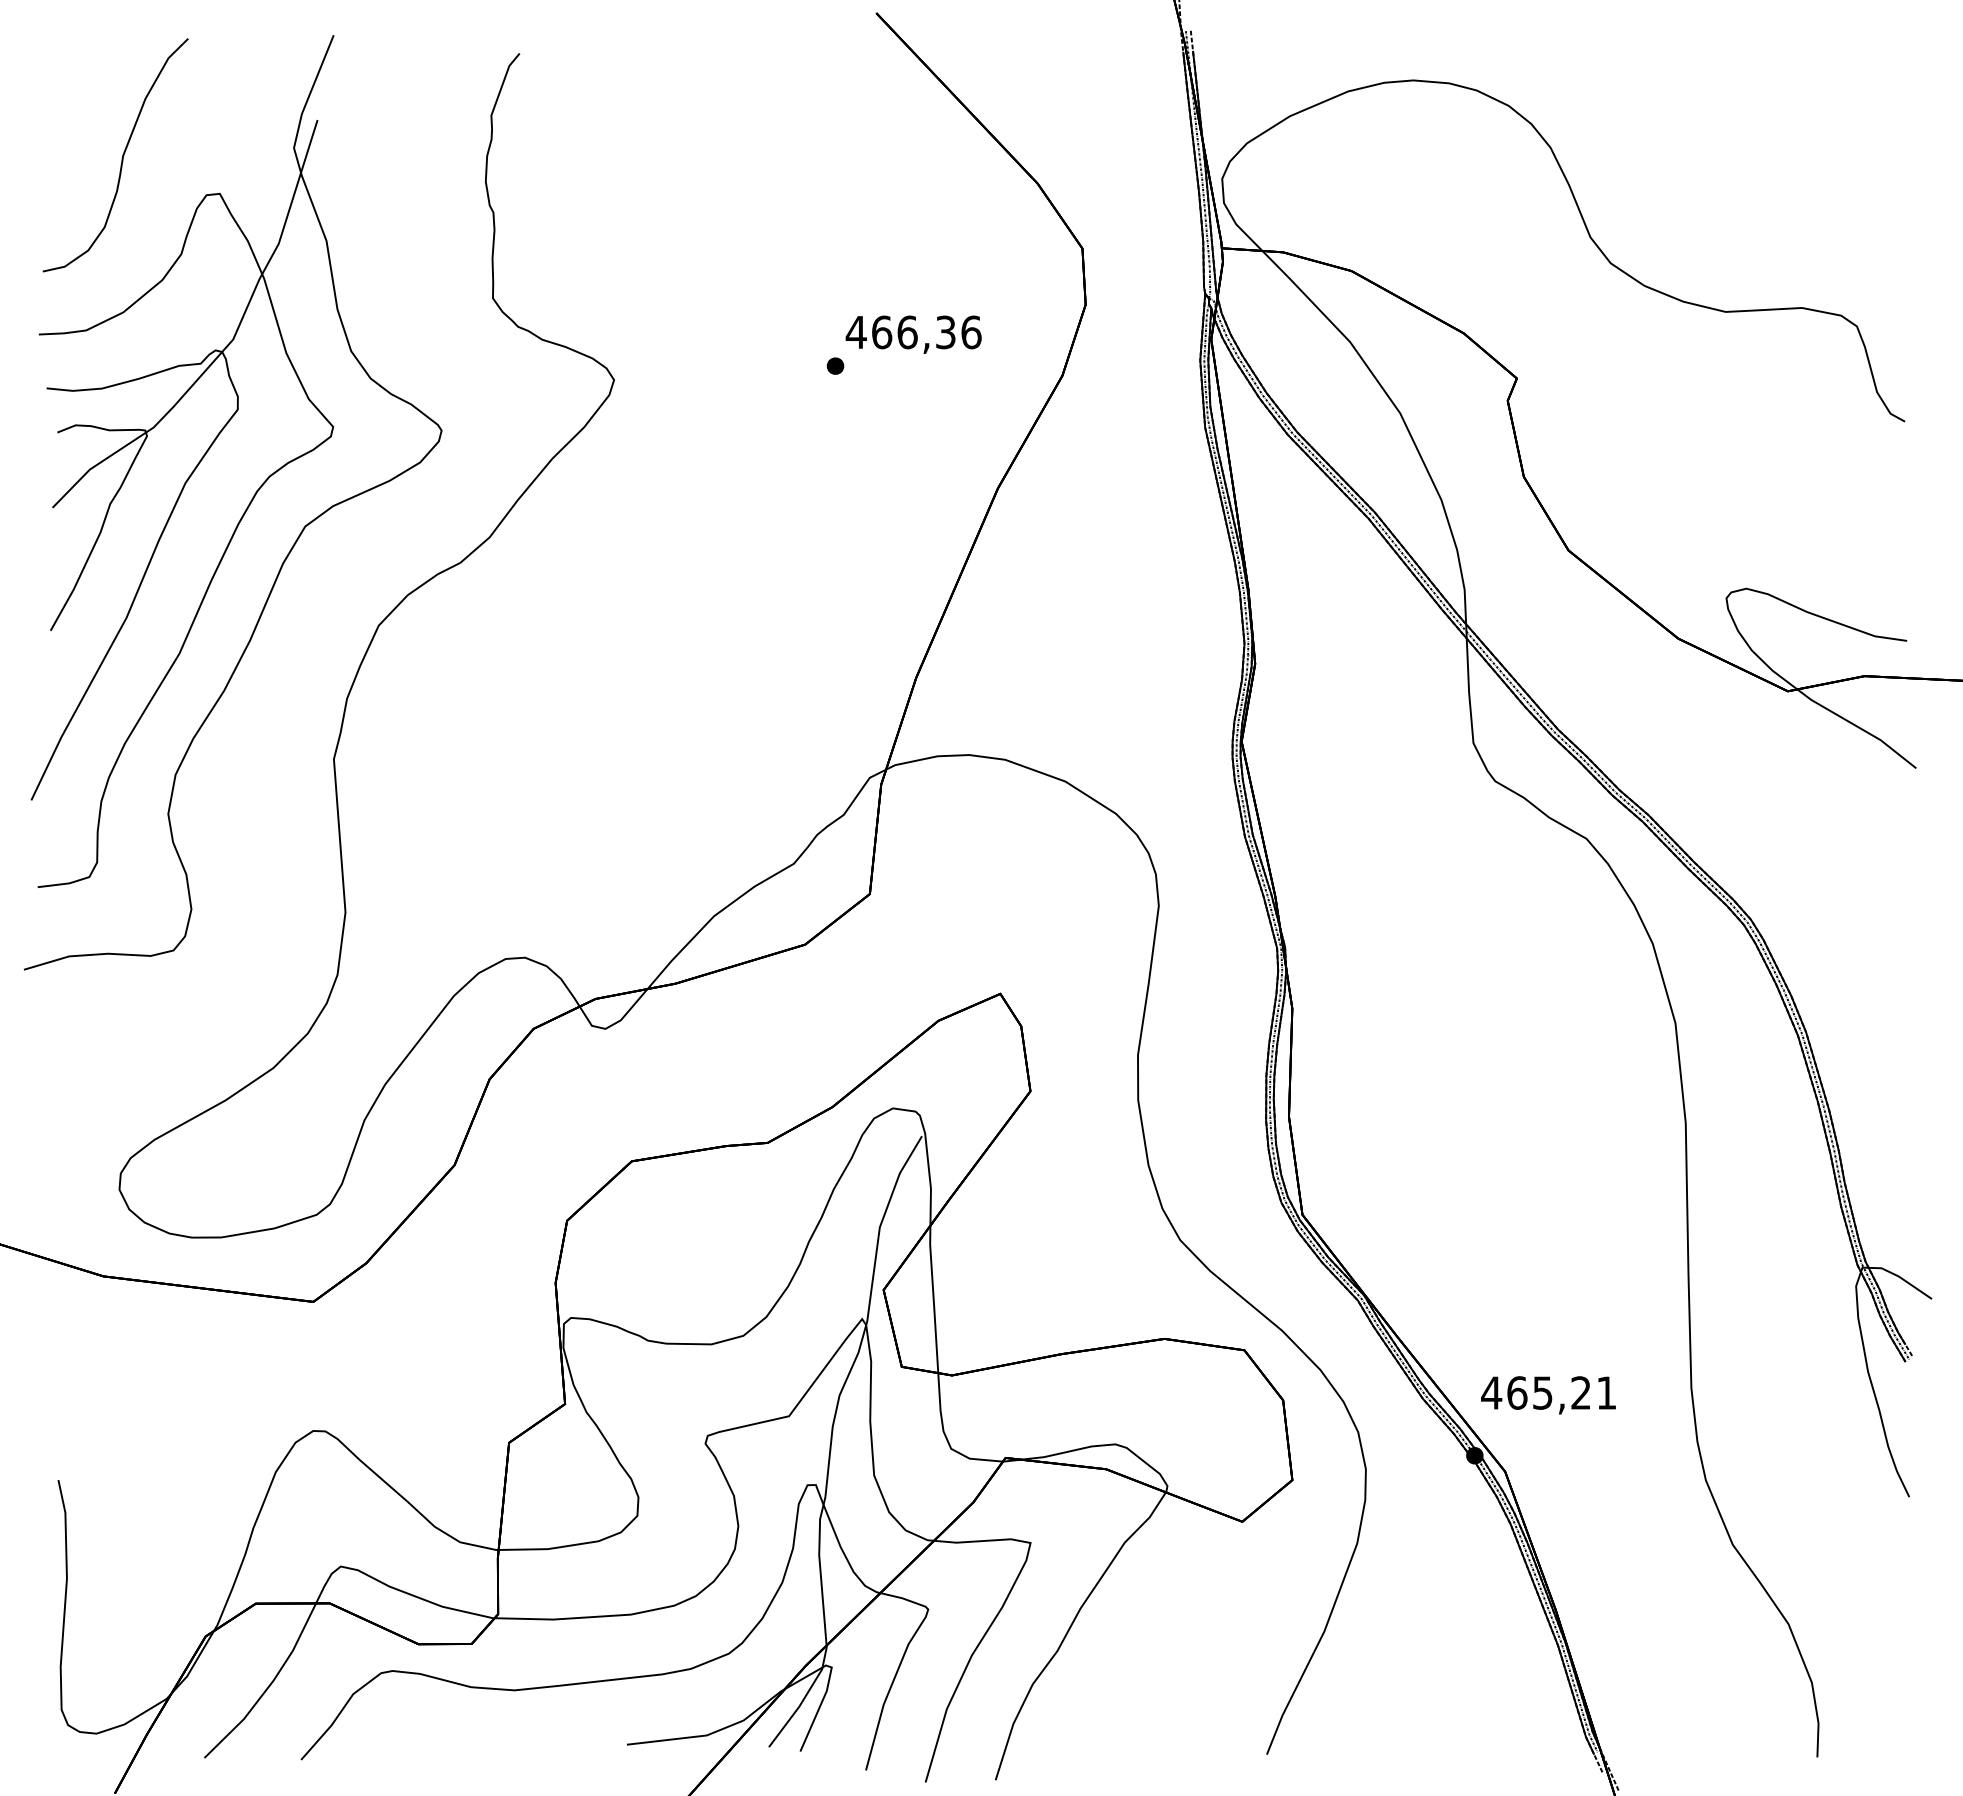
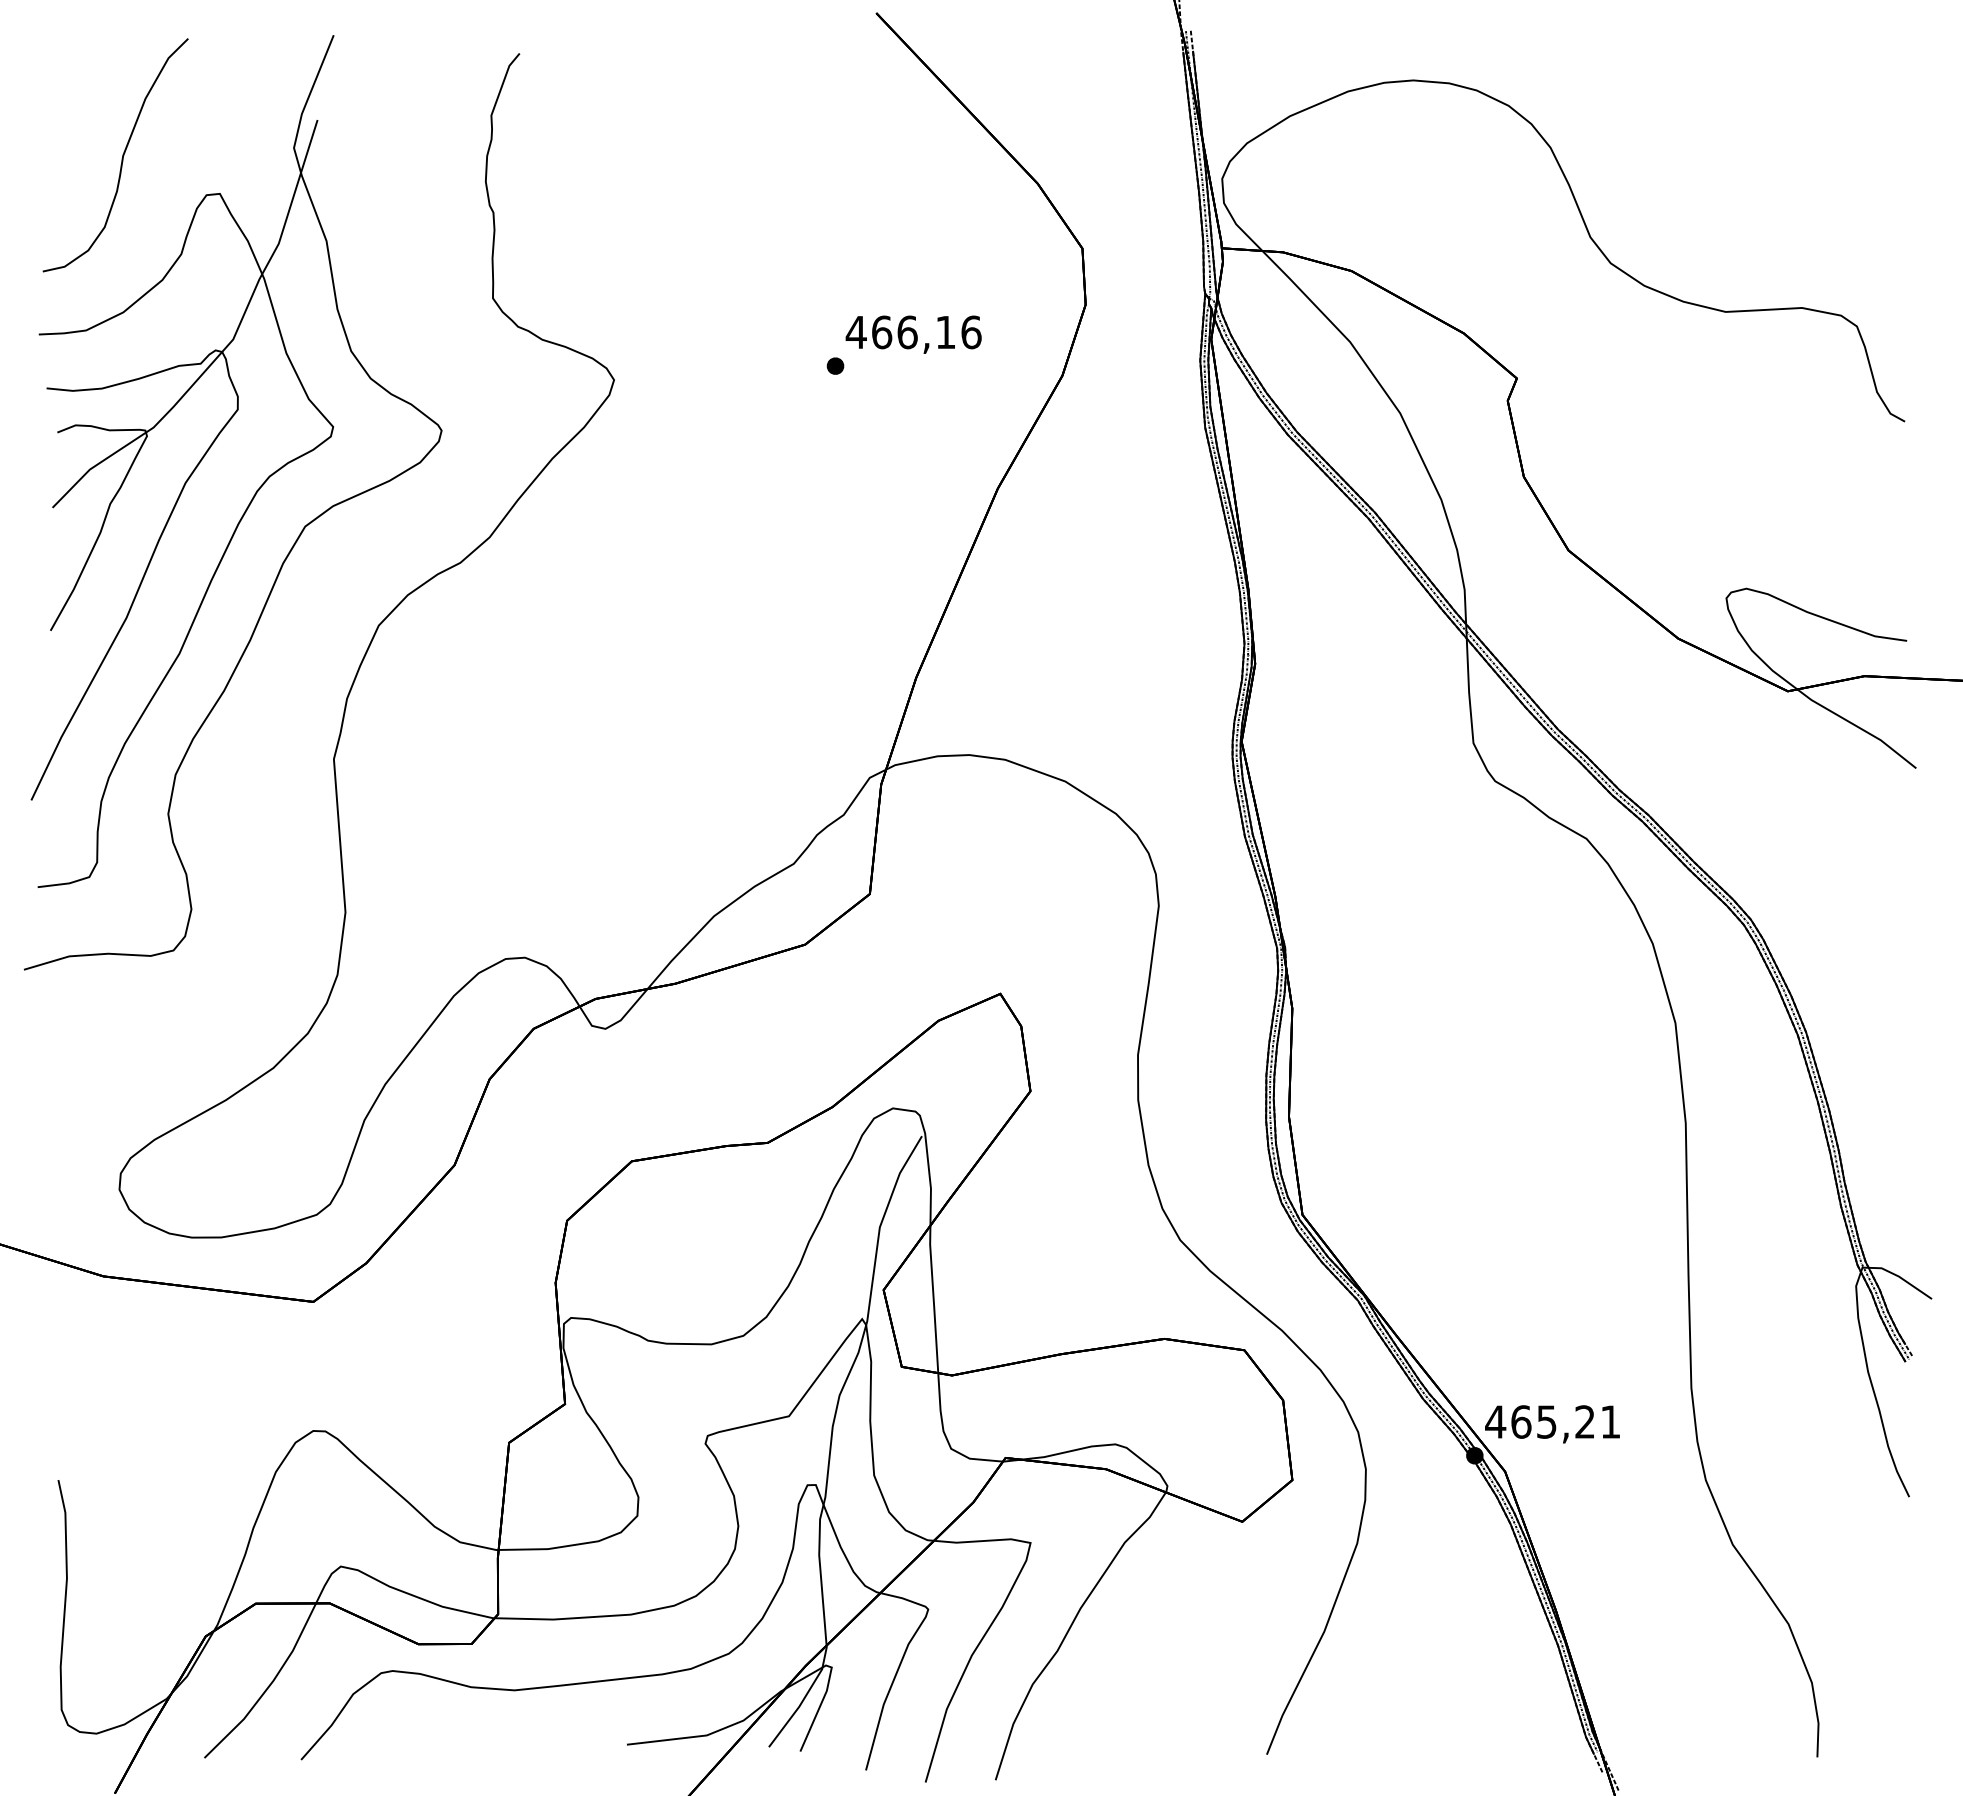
text: 466,36 -> 466,16 (945, 332)
text position: (1548, 1395) -> (1552, 1424) (1552, 1424)
